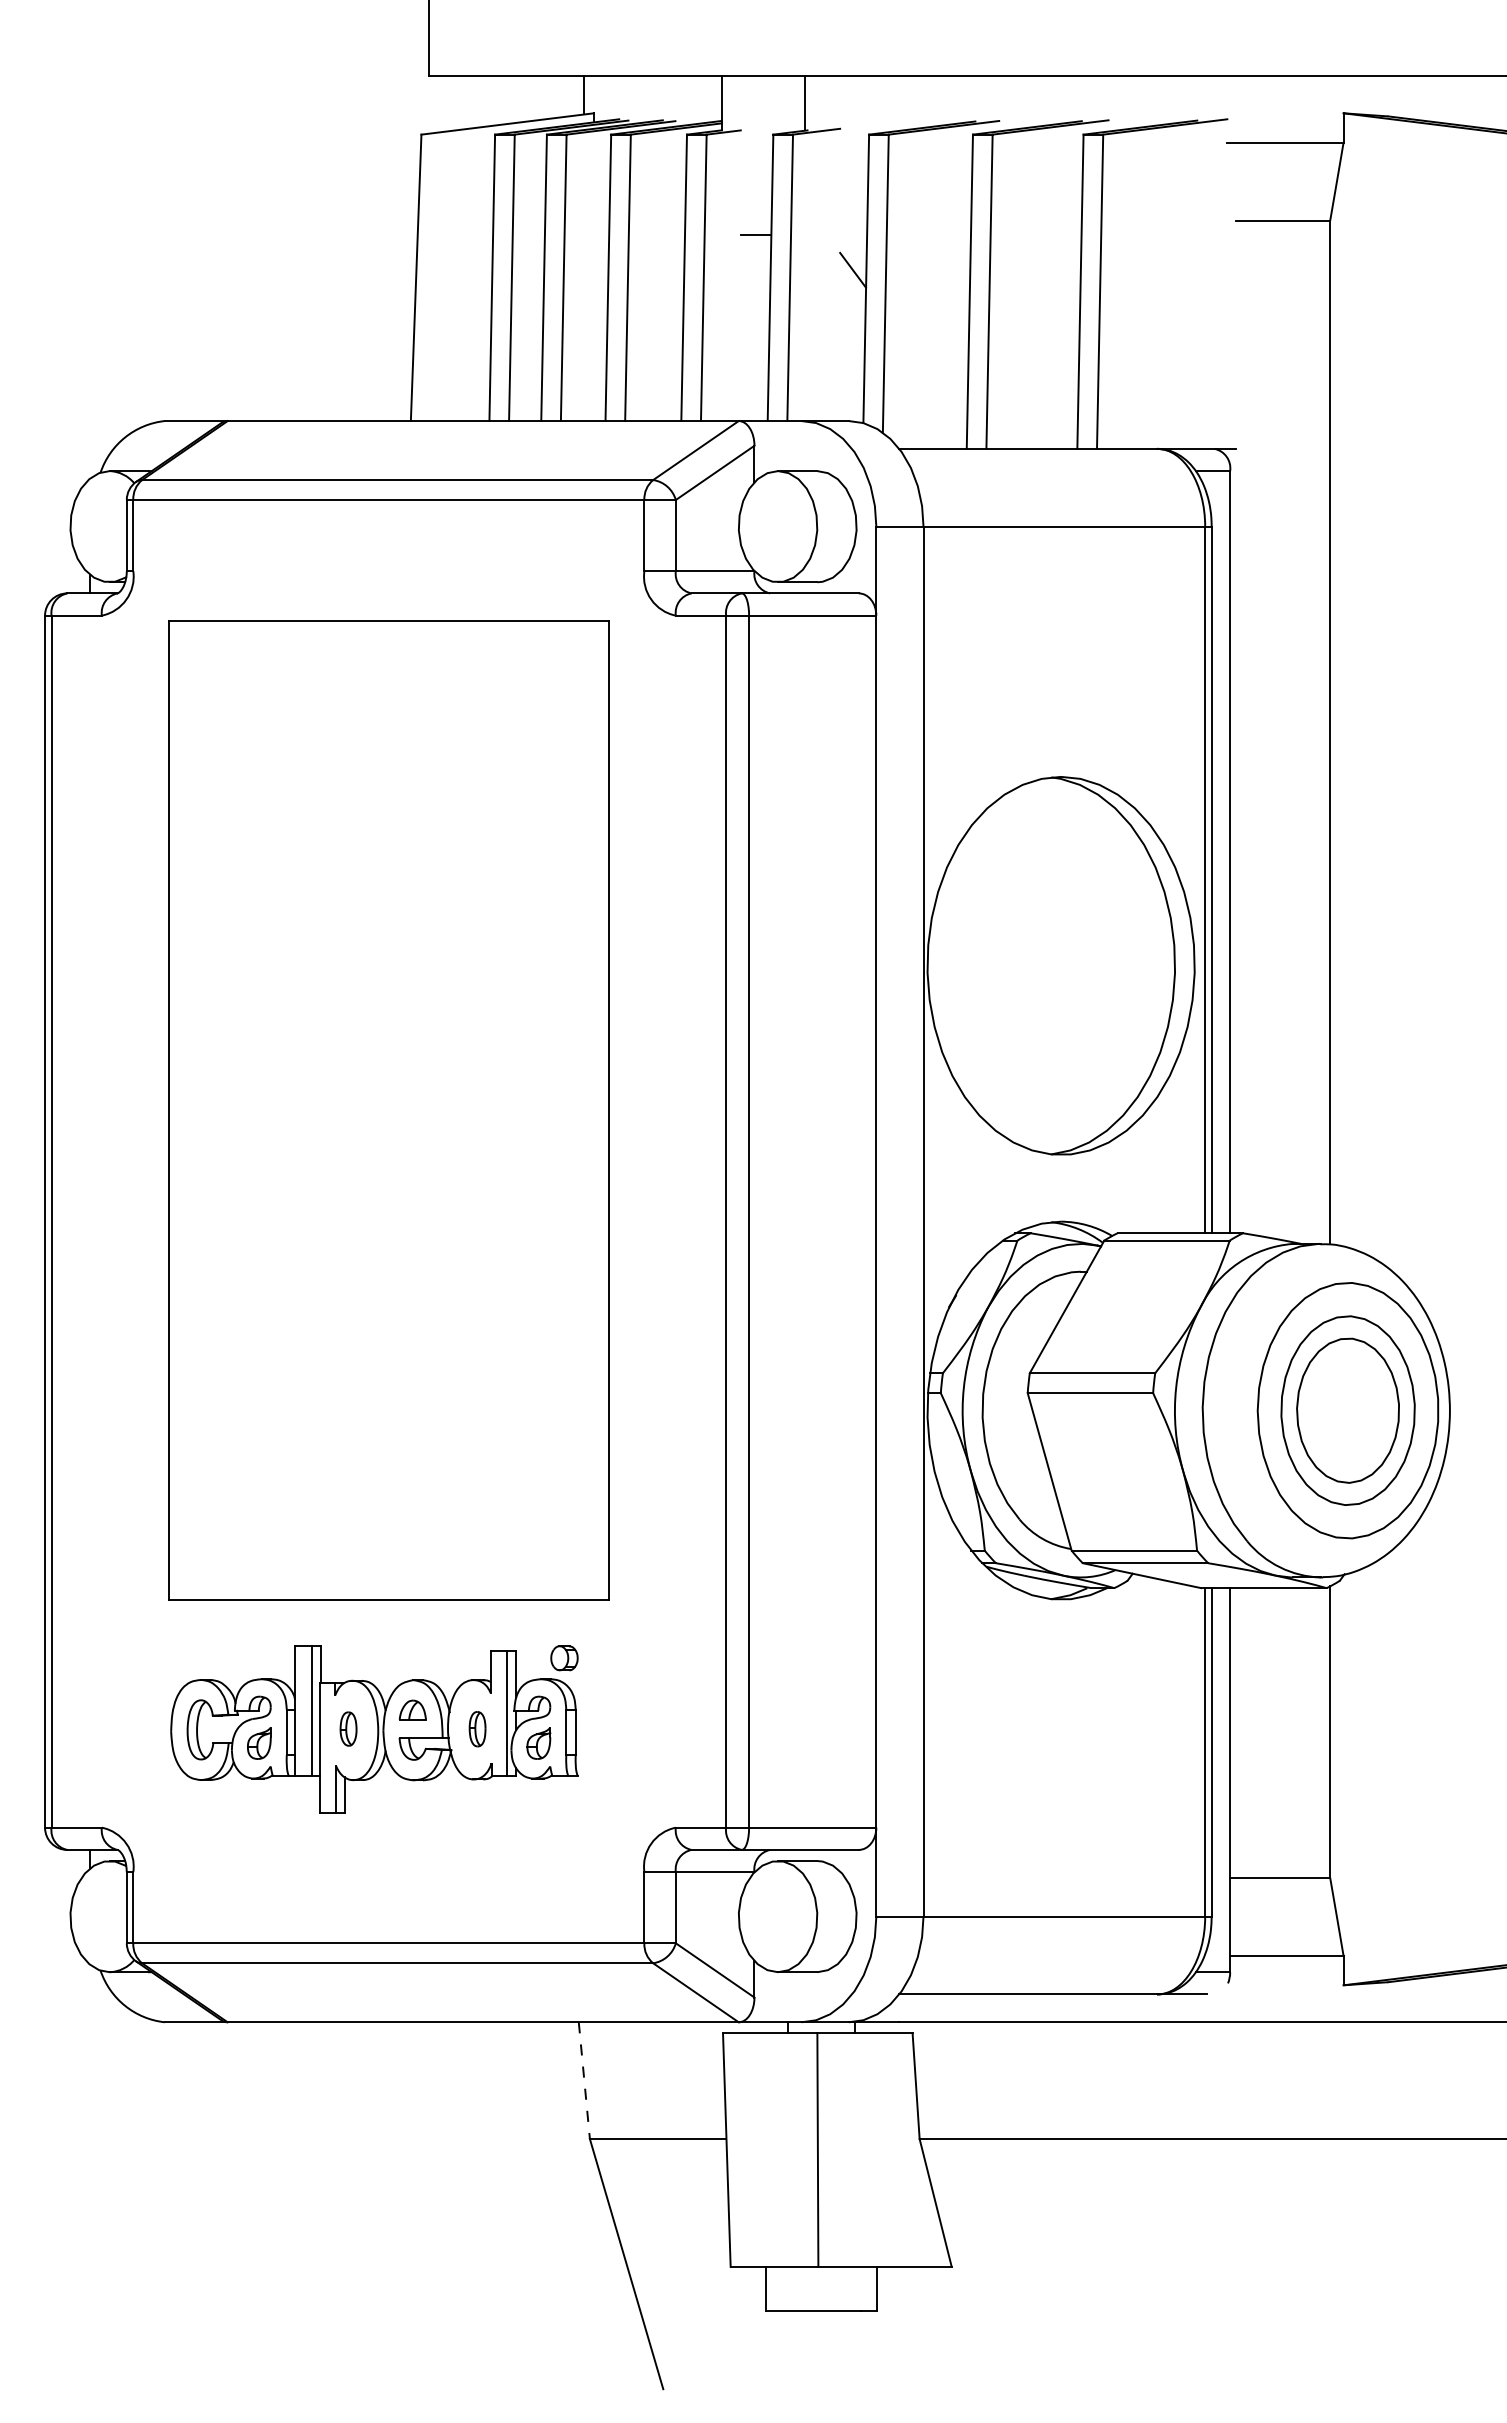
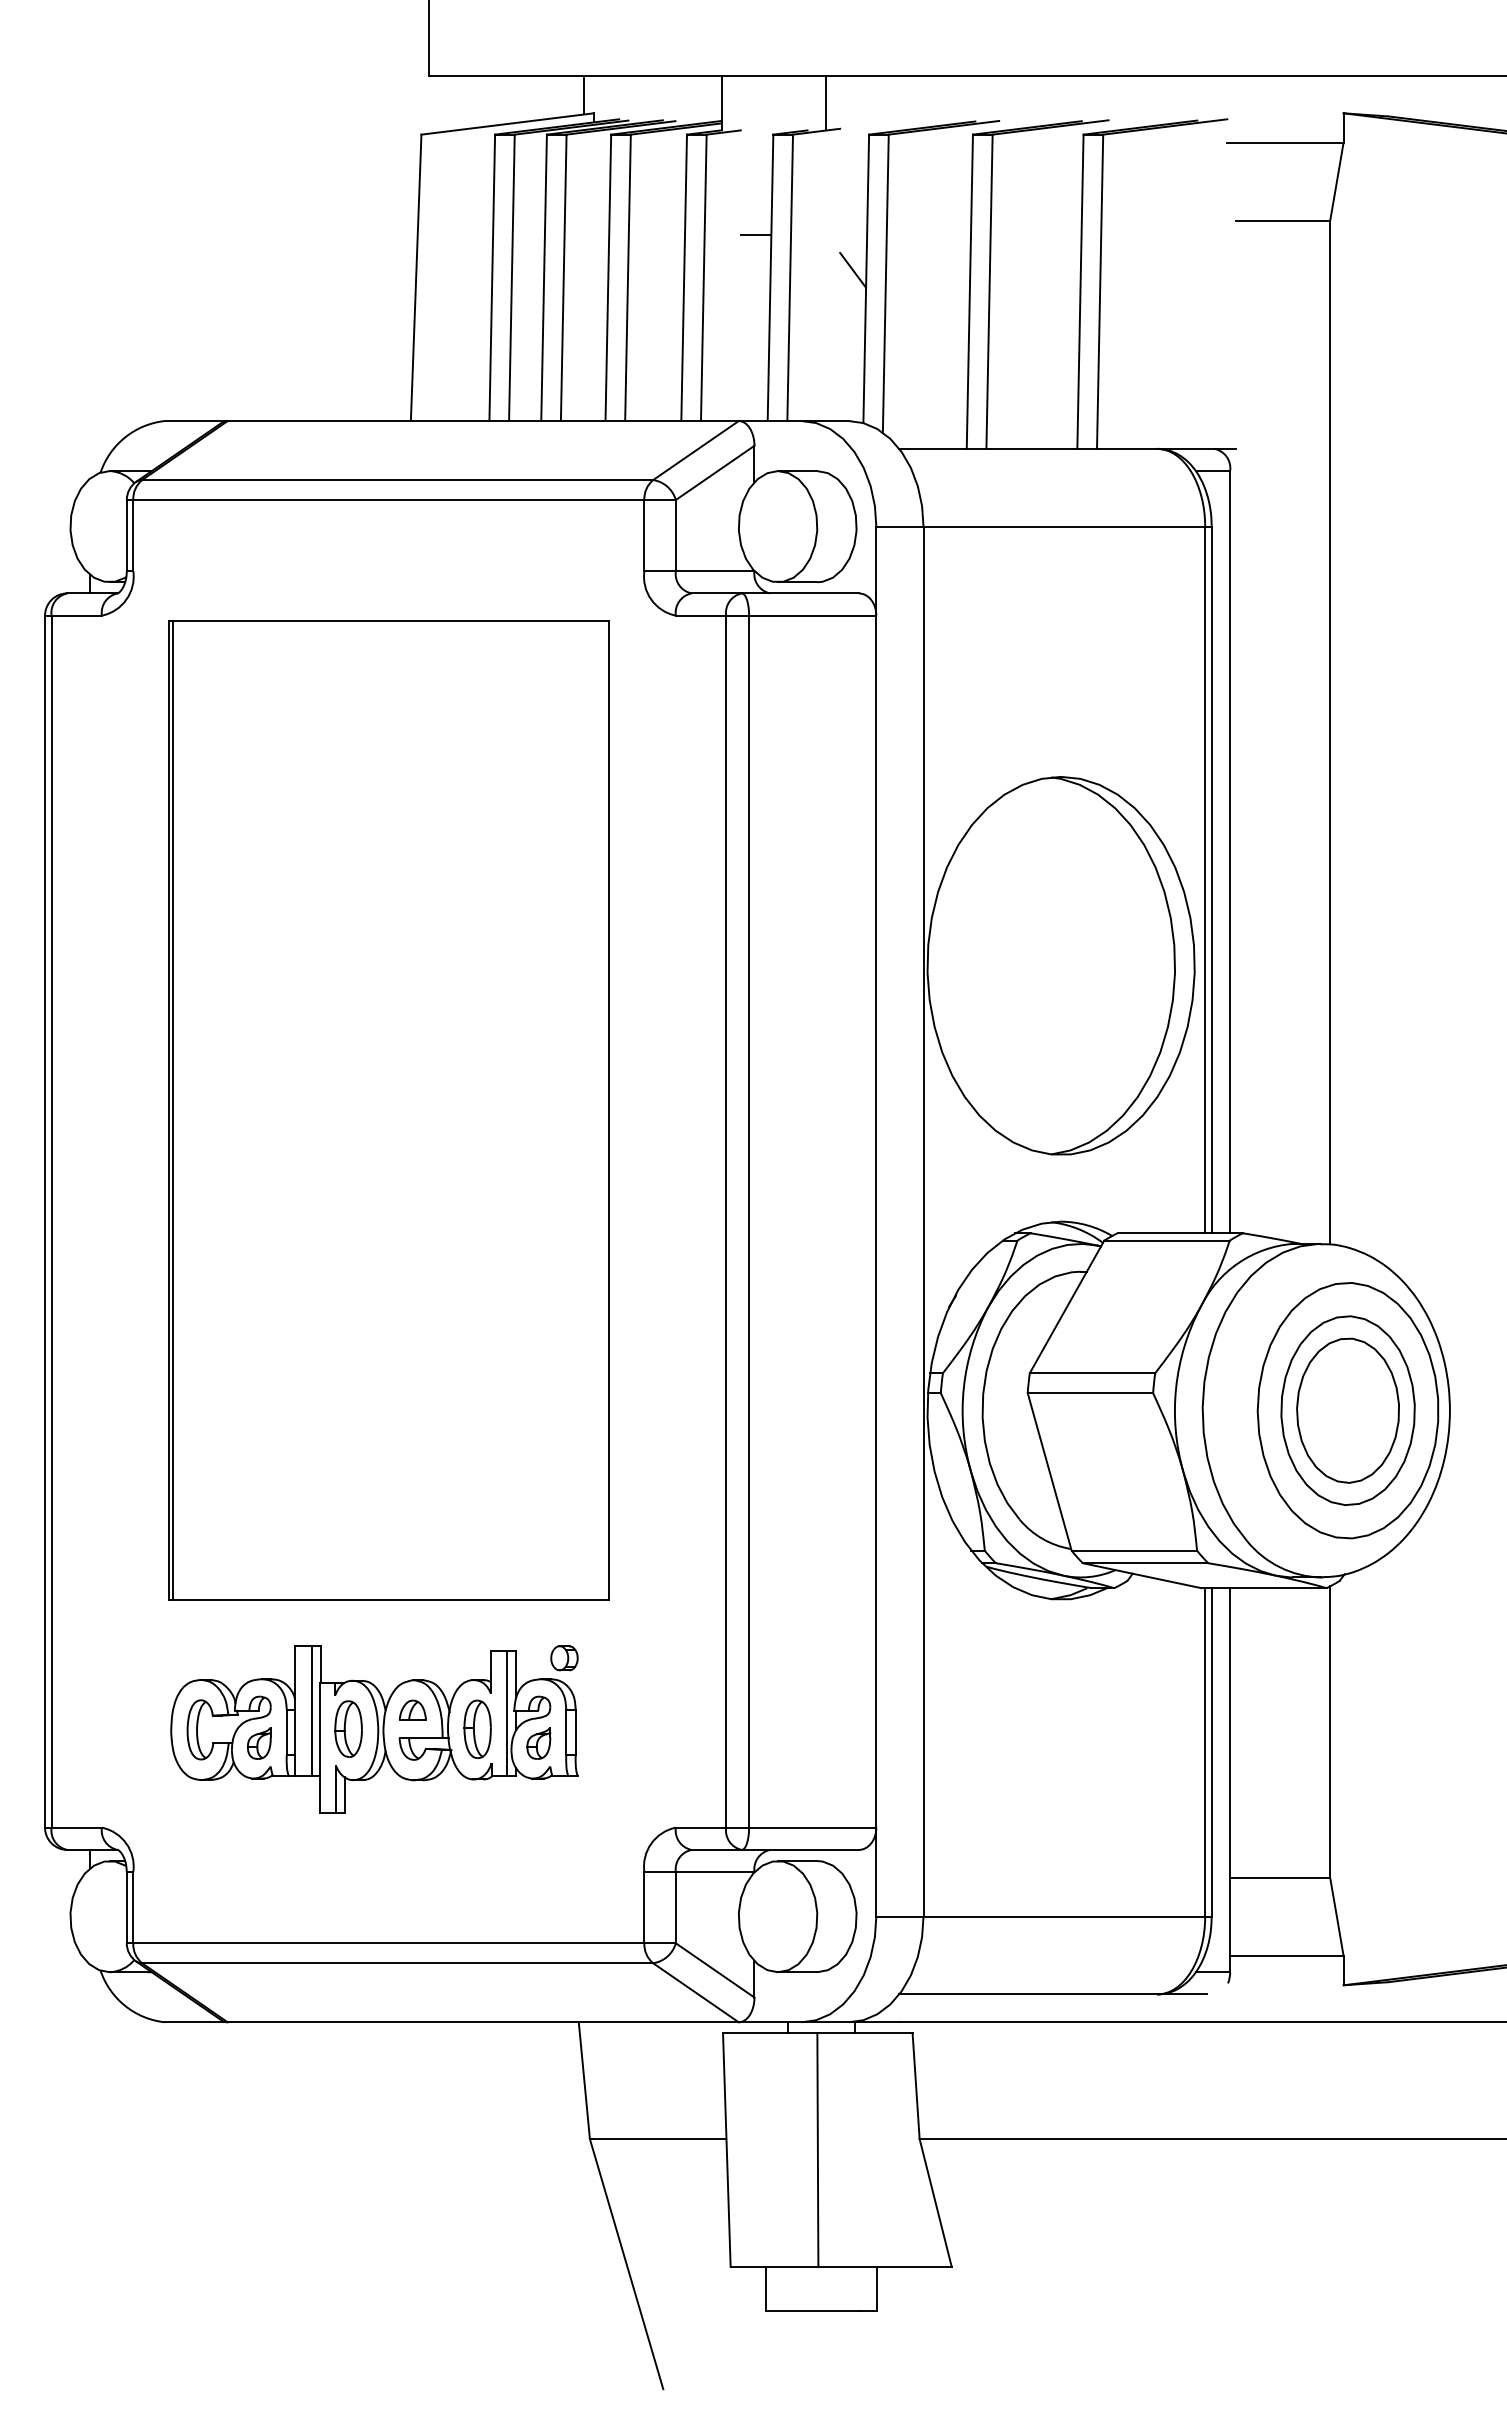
line position: (805, 103) -> (826, 103) (826, 103)
line: none -> present (172, 1110)
part size: 19x36 px -> 29x58 px (348, 1728)
part size: 19x37 px -> 29x60 px (477, 1728)
line: dashed -> solid (584, 2080)
